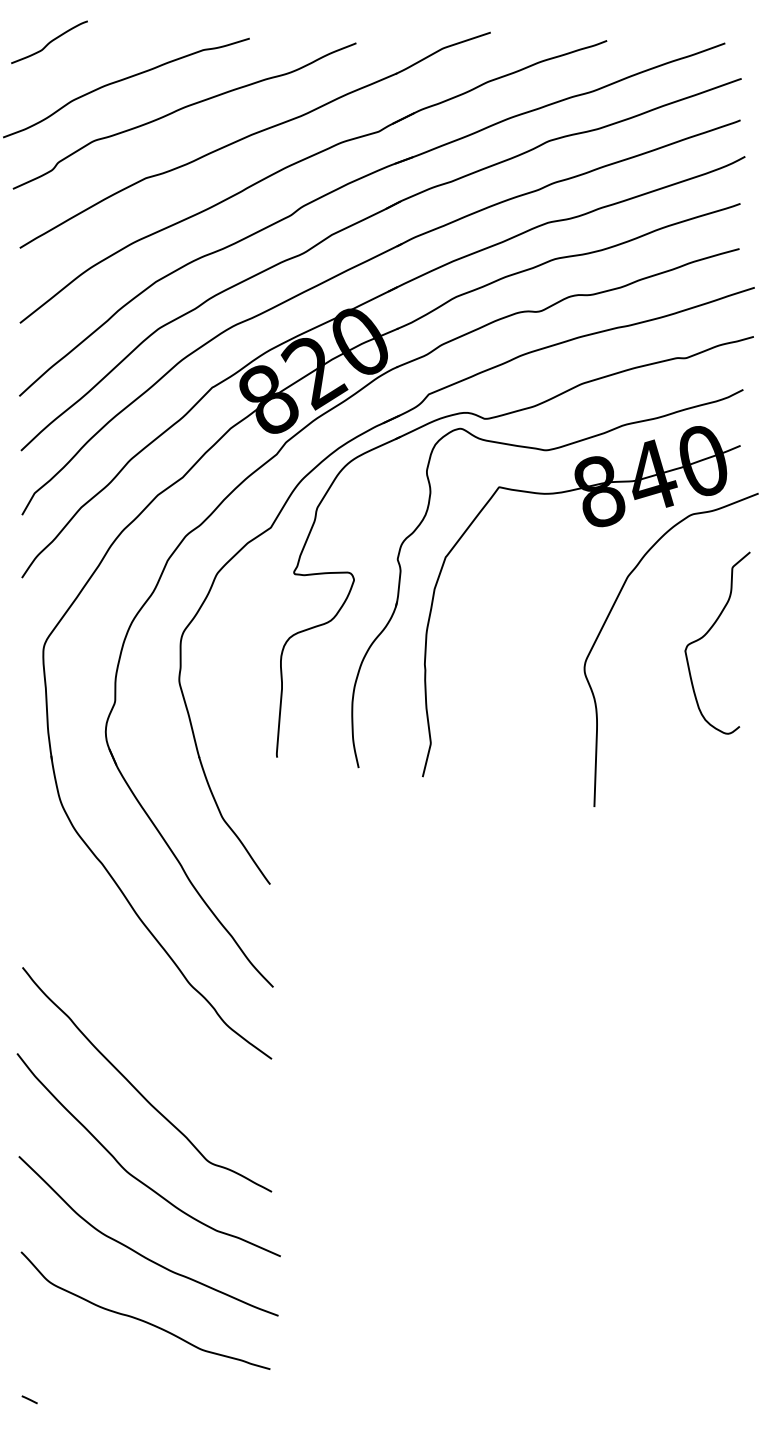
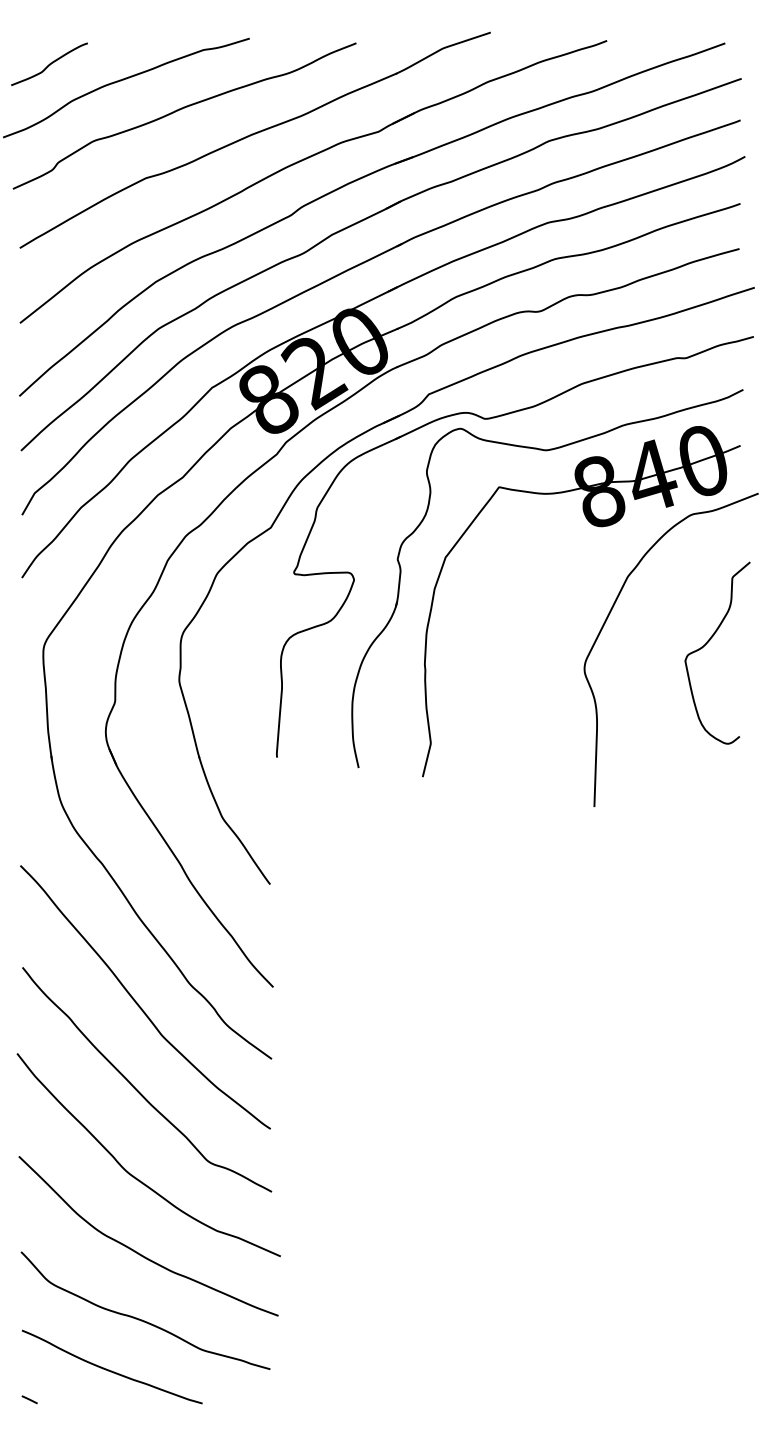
curve position: (49, 42) -> (49, 64) (49, 64)
curve position: (708, 632) -> (708, 642) (708, 642)
curve: none -> present (138, 1003)
curve: none -> present (109, 1369)
